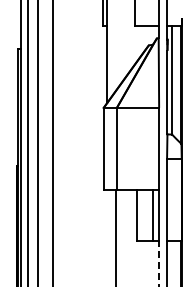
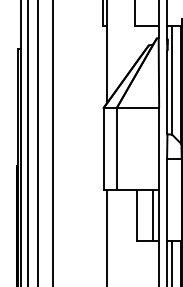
line position: (116, 236) -> (107, 236) (107, 236)
line: none -> present (172, 262)
line: dashed -> solid (158, 263)
